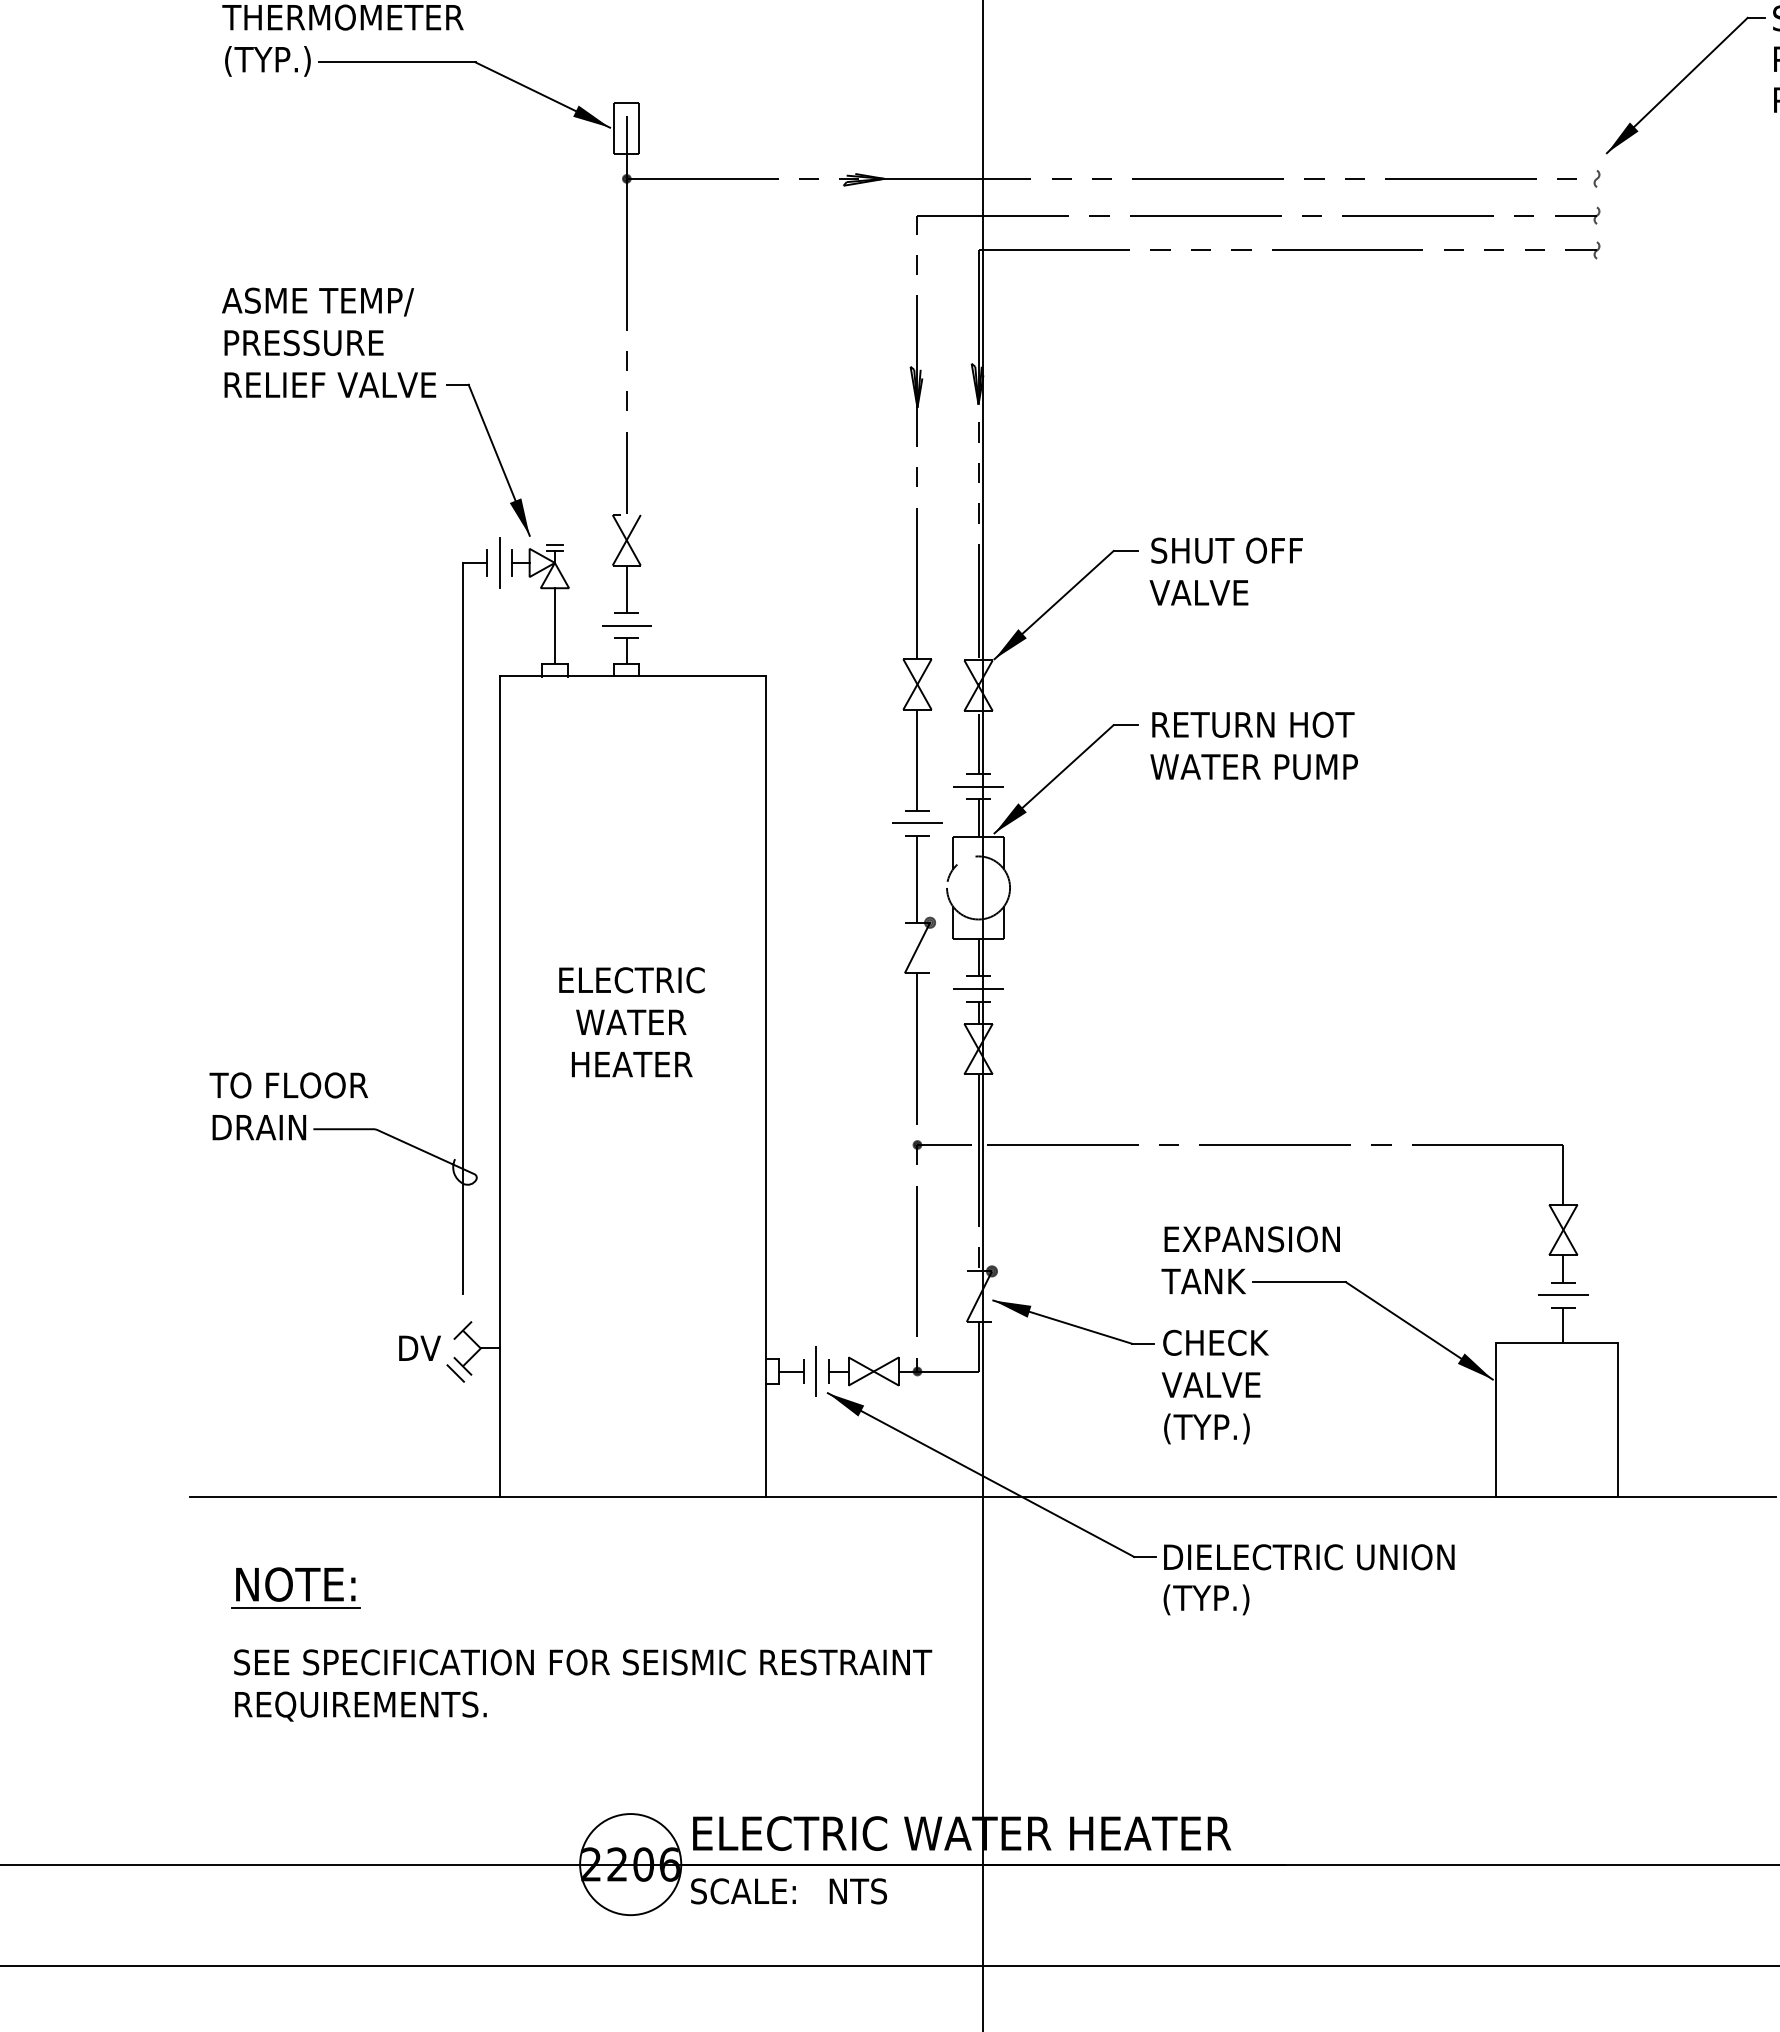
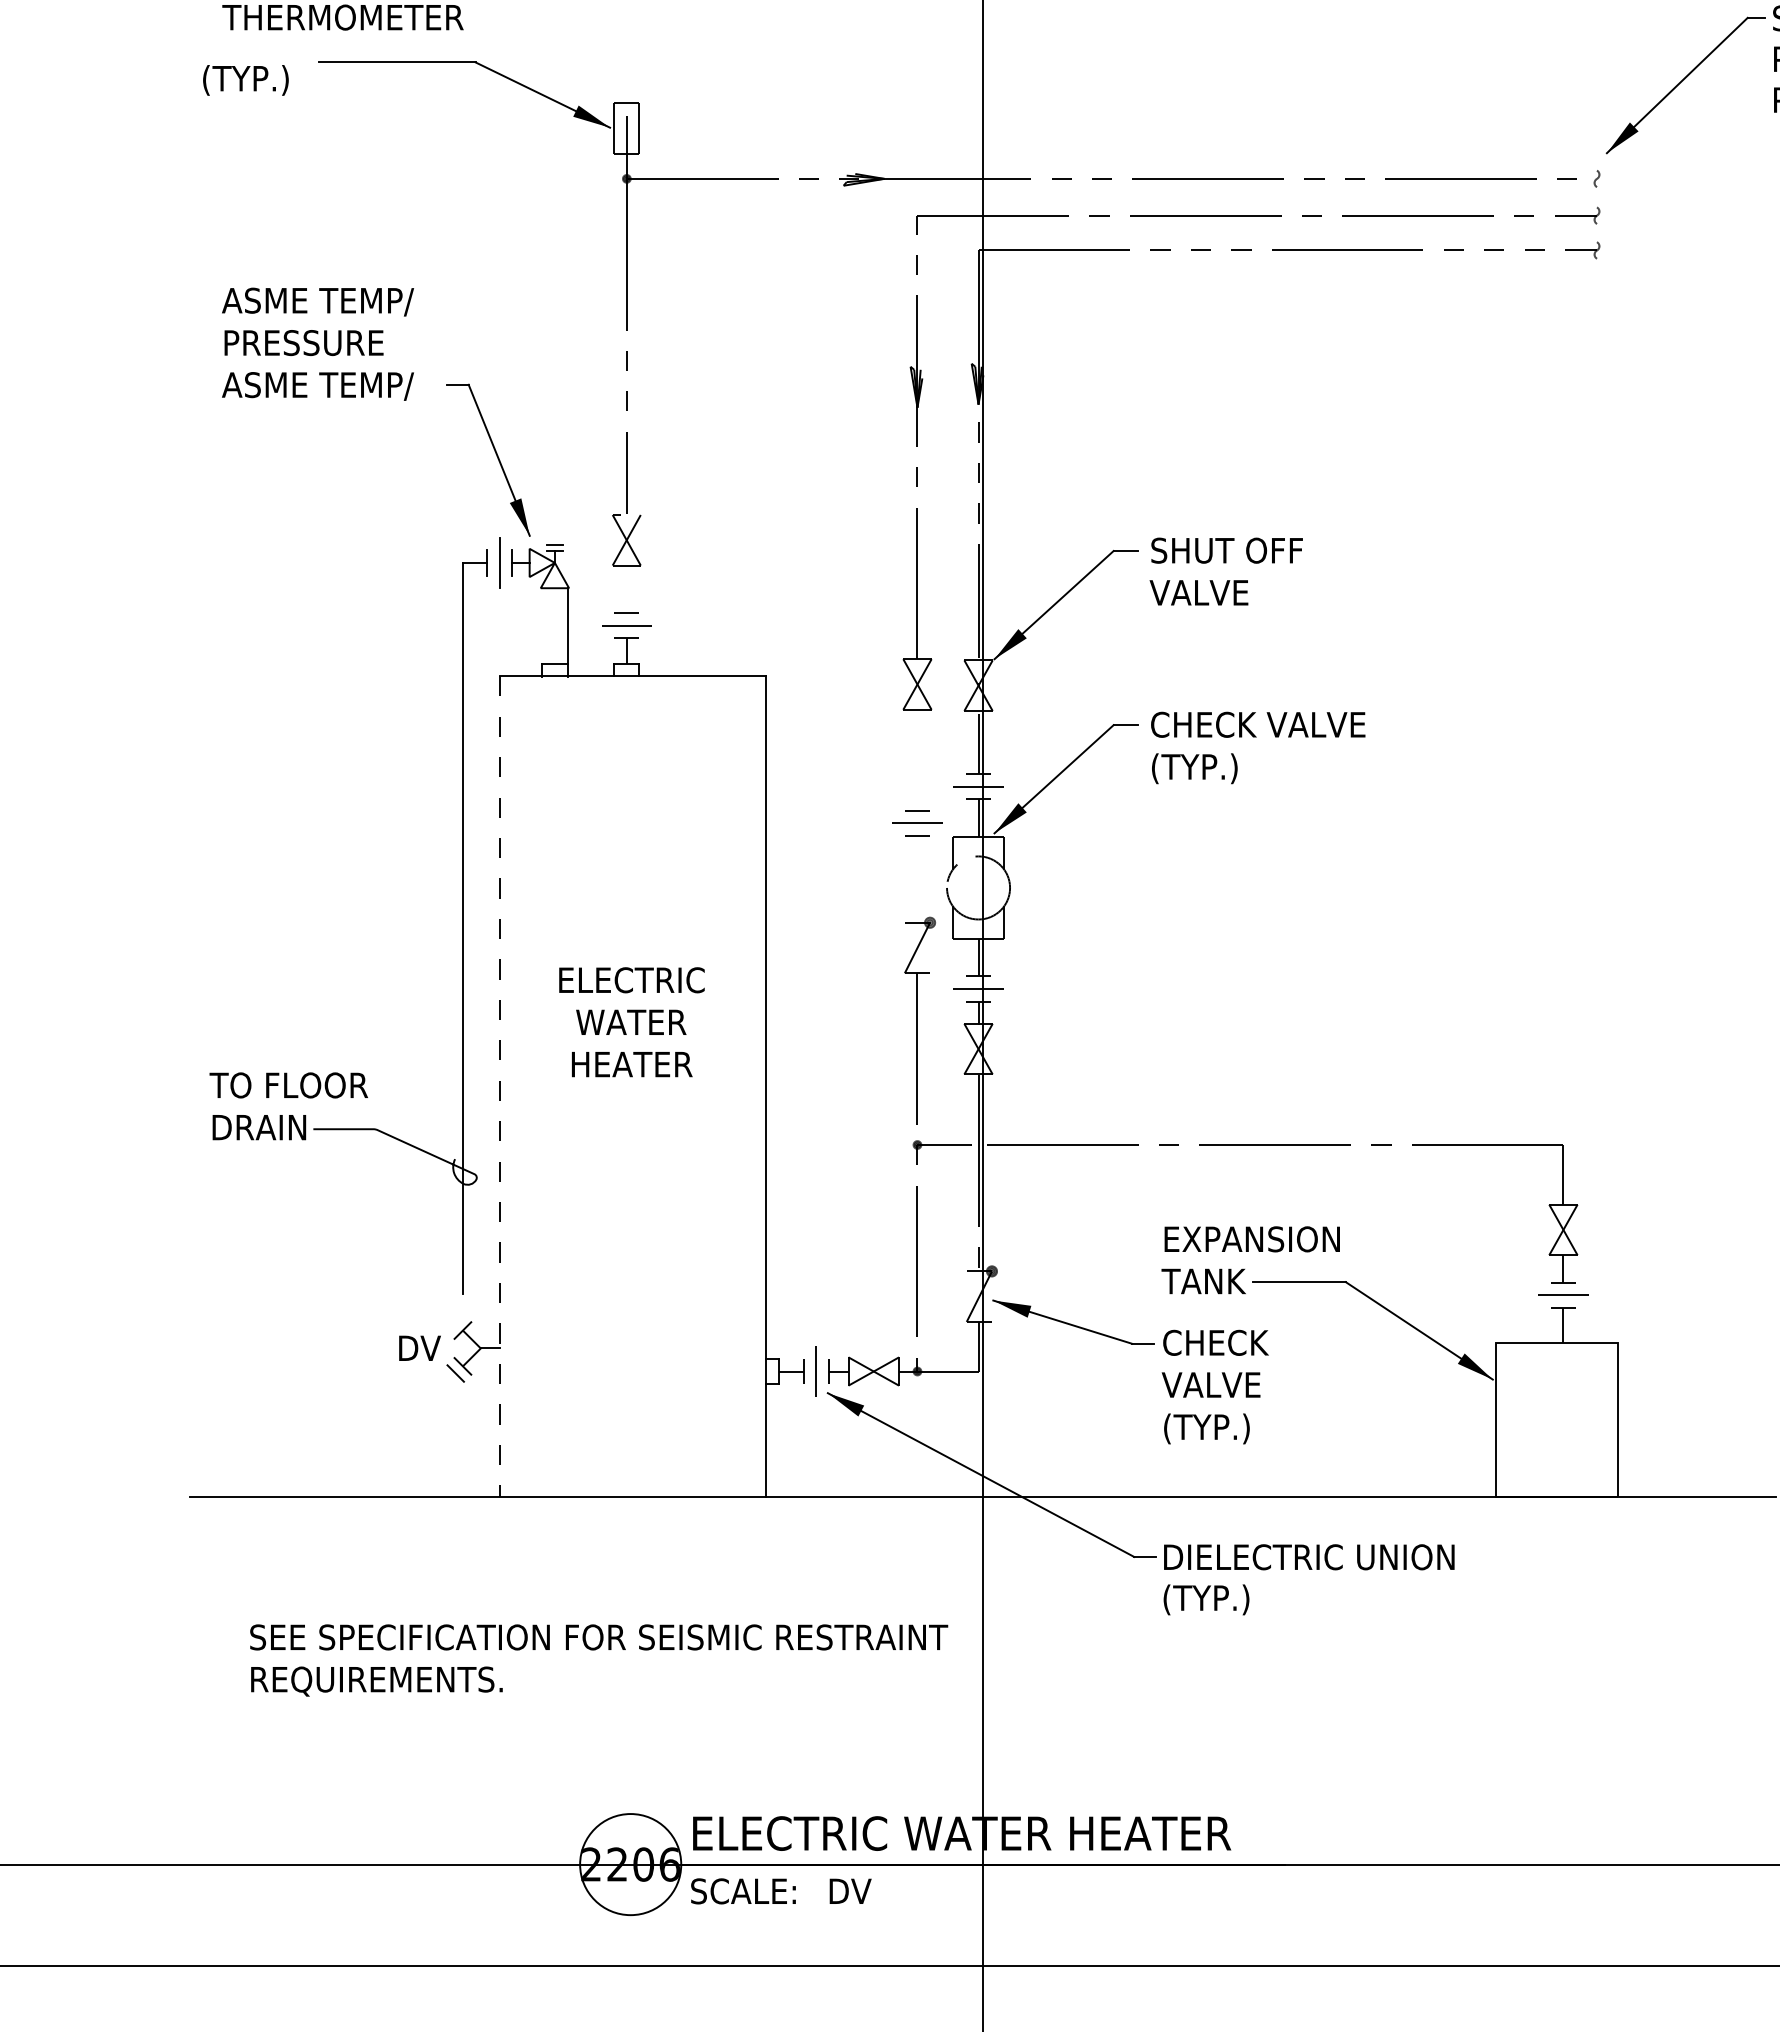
text position: (267, 61) -> (245, 80) (245, 80)
text: RELIEF VALVE -> ASME TEMP/ (329, 386)
line: present -> none (626, 589)
line position: (554, 625) -> (567, 625) (567, 625)
text: RETURN HOT WATER PUMP -> CHECK VALVE (TYP.) (1257, 747)
line: present -> none (917, 759)
line: present -> none (917, 878)
line: solid -> dashed (500, 1086)
part: present -> none (295, 1587)
text position: (583, 1685) -> (599, 1660) (599, 1660)
text: NTS -> DV (859, 1891)
